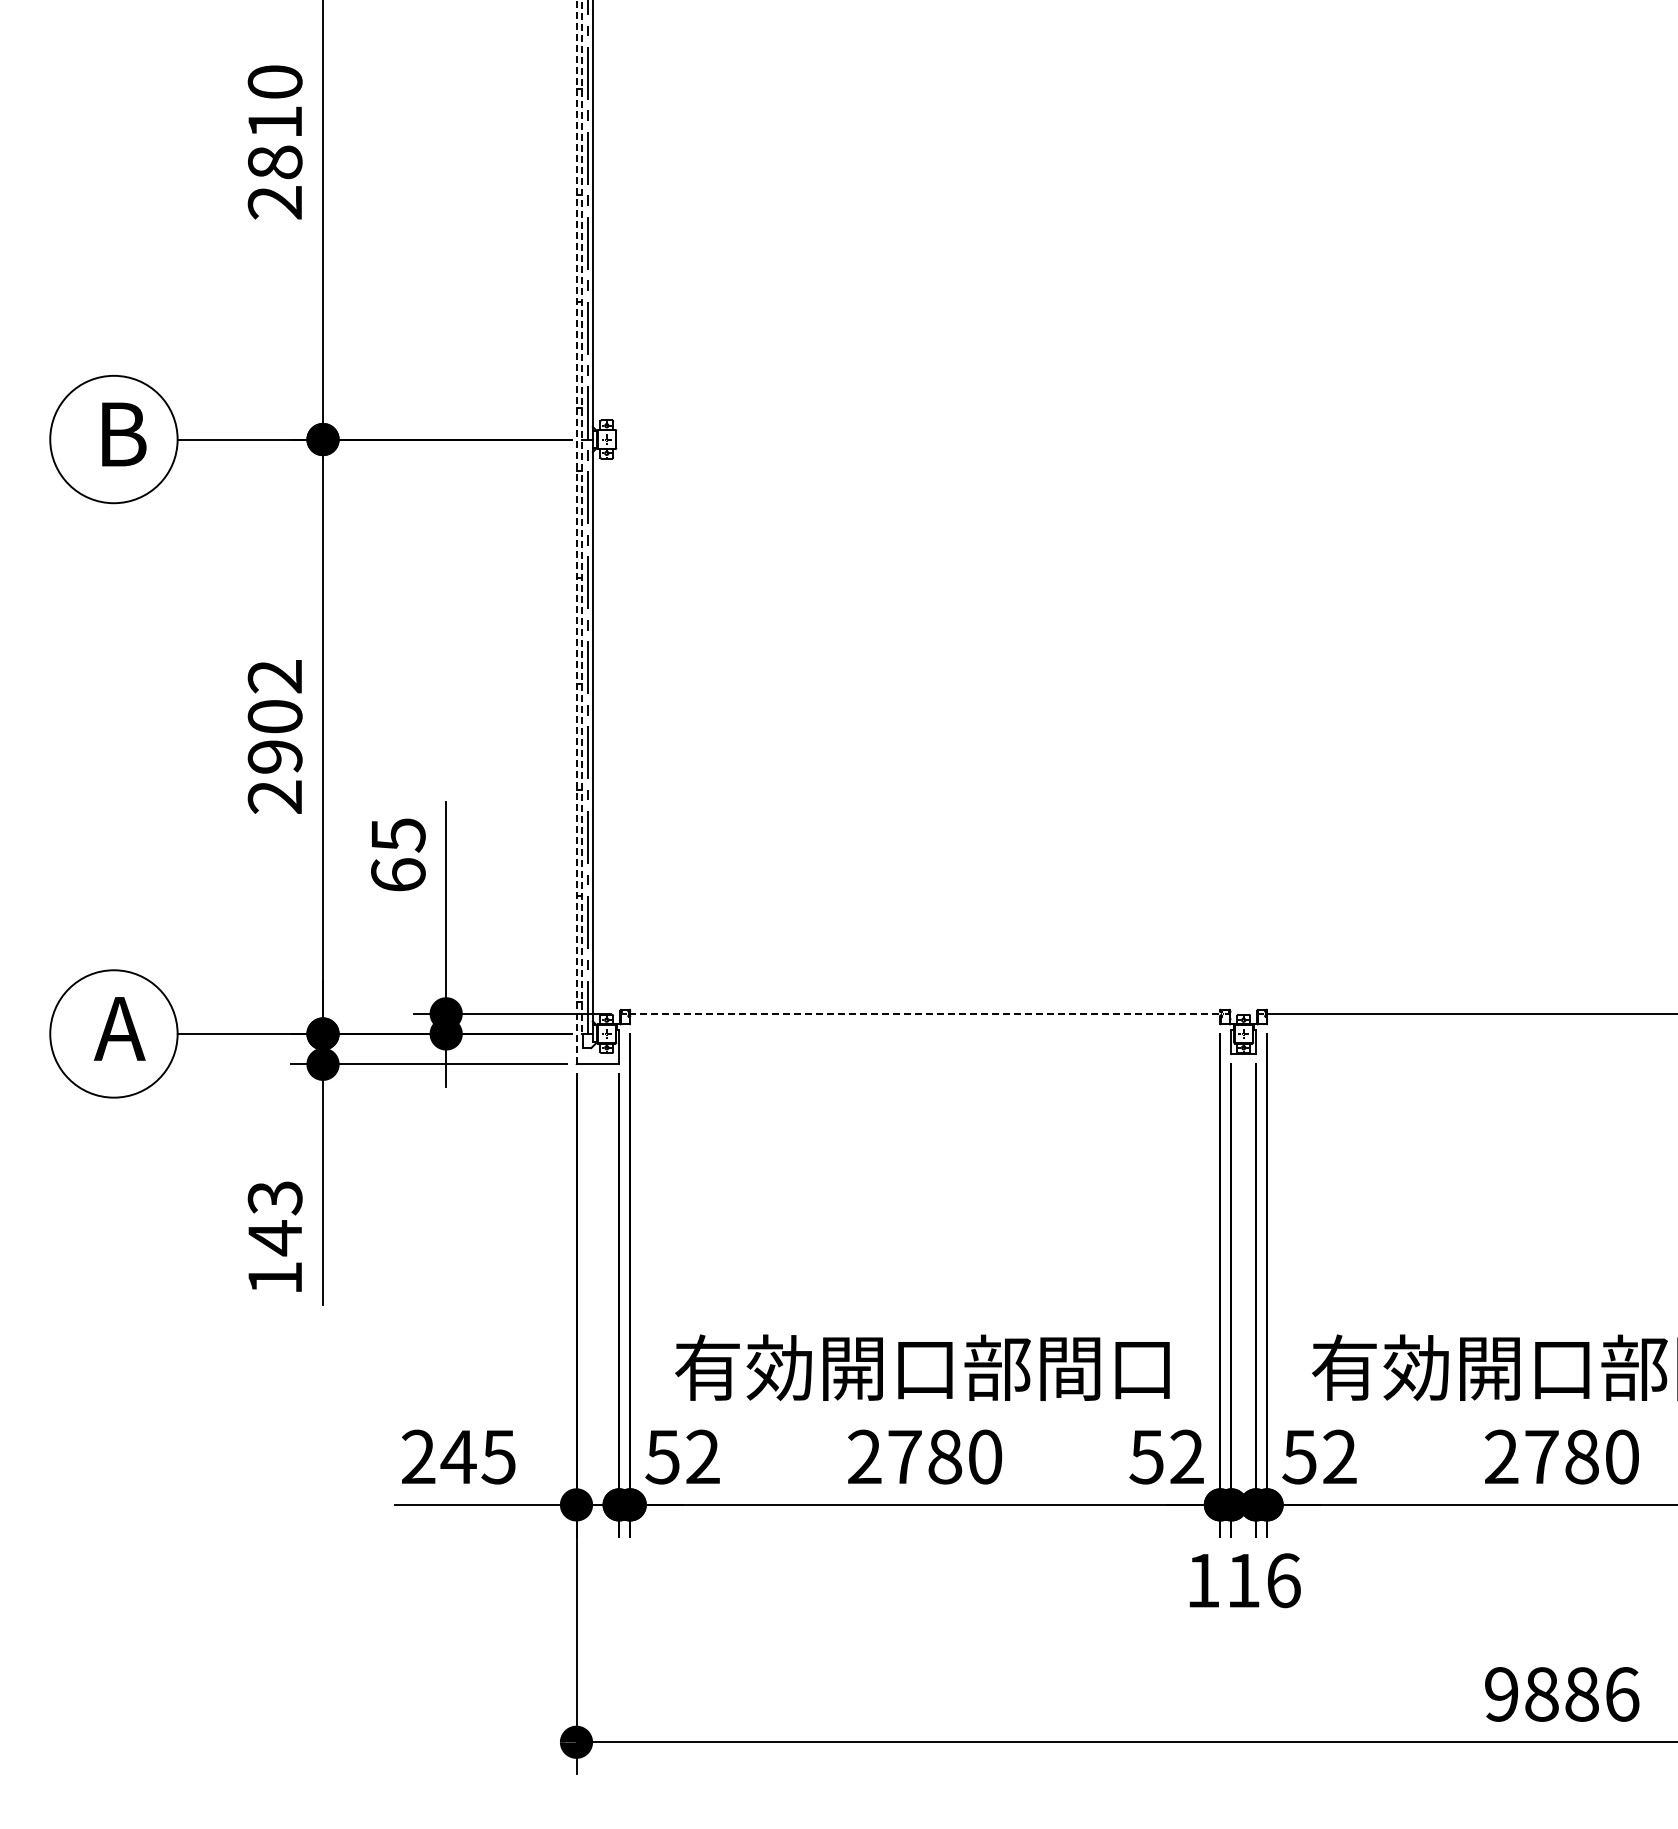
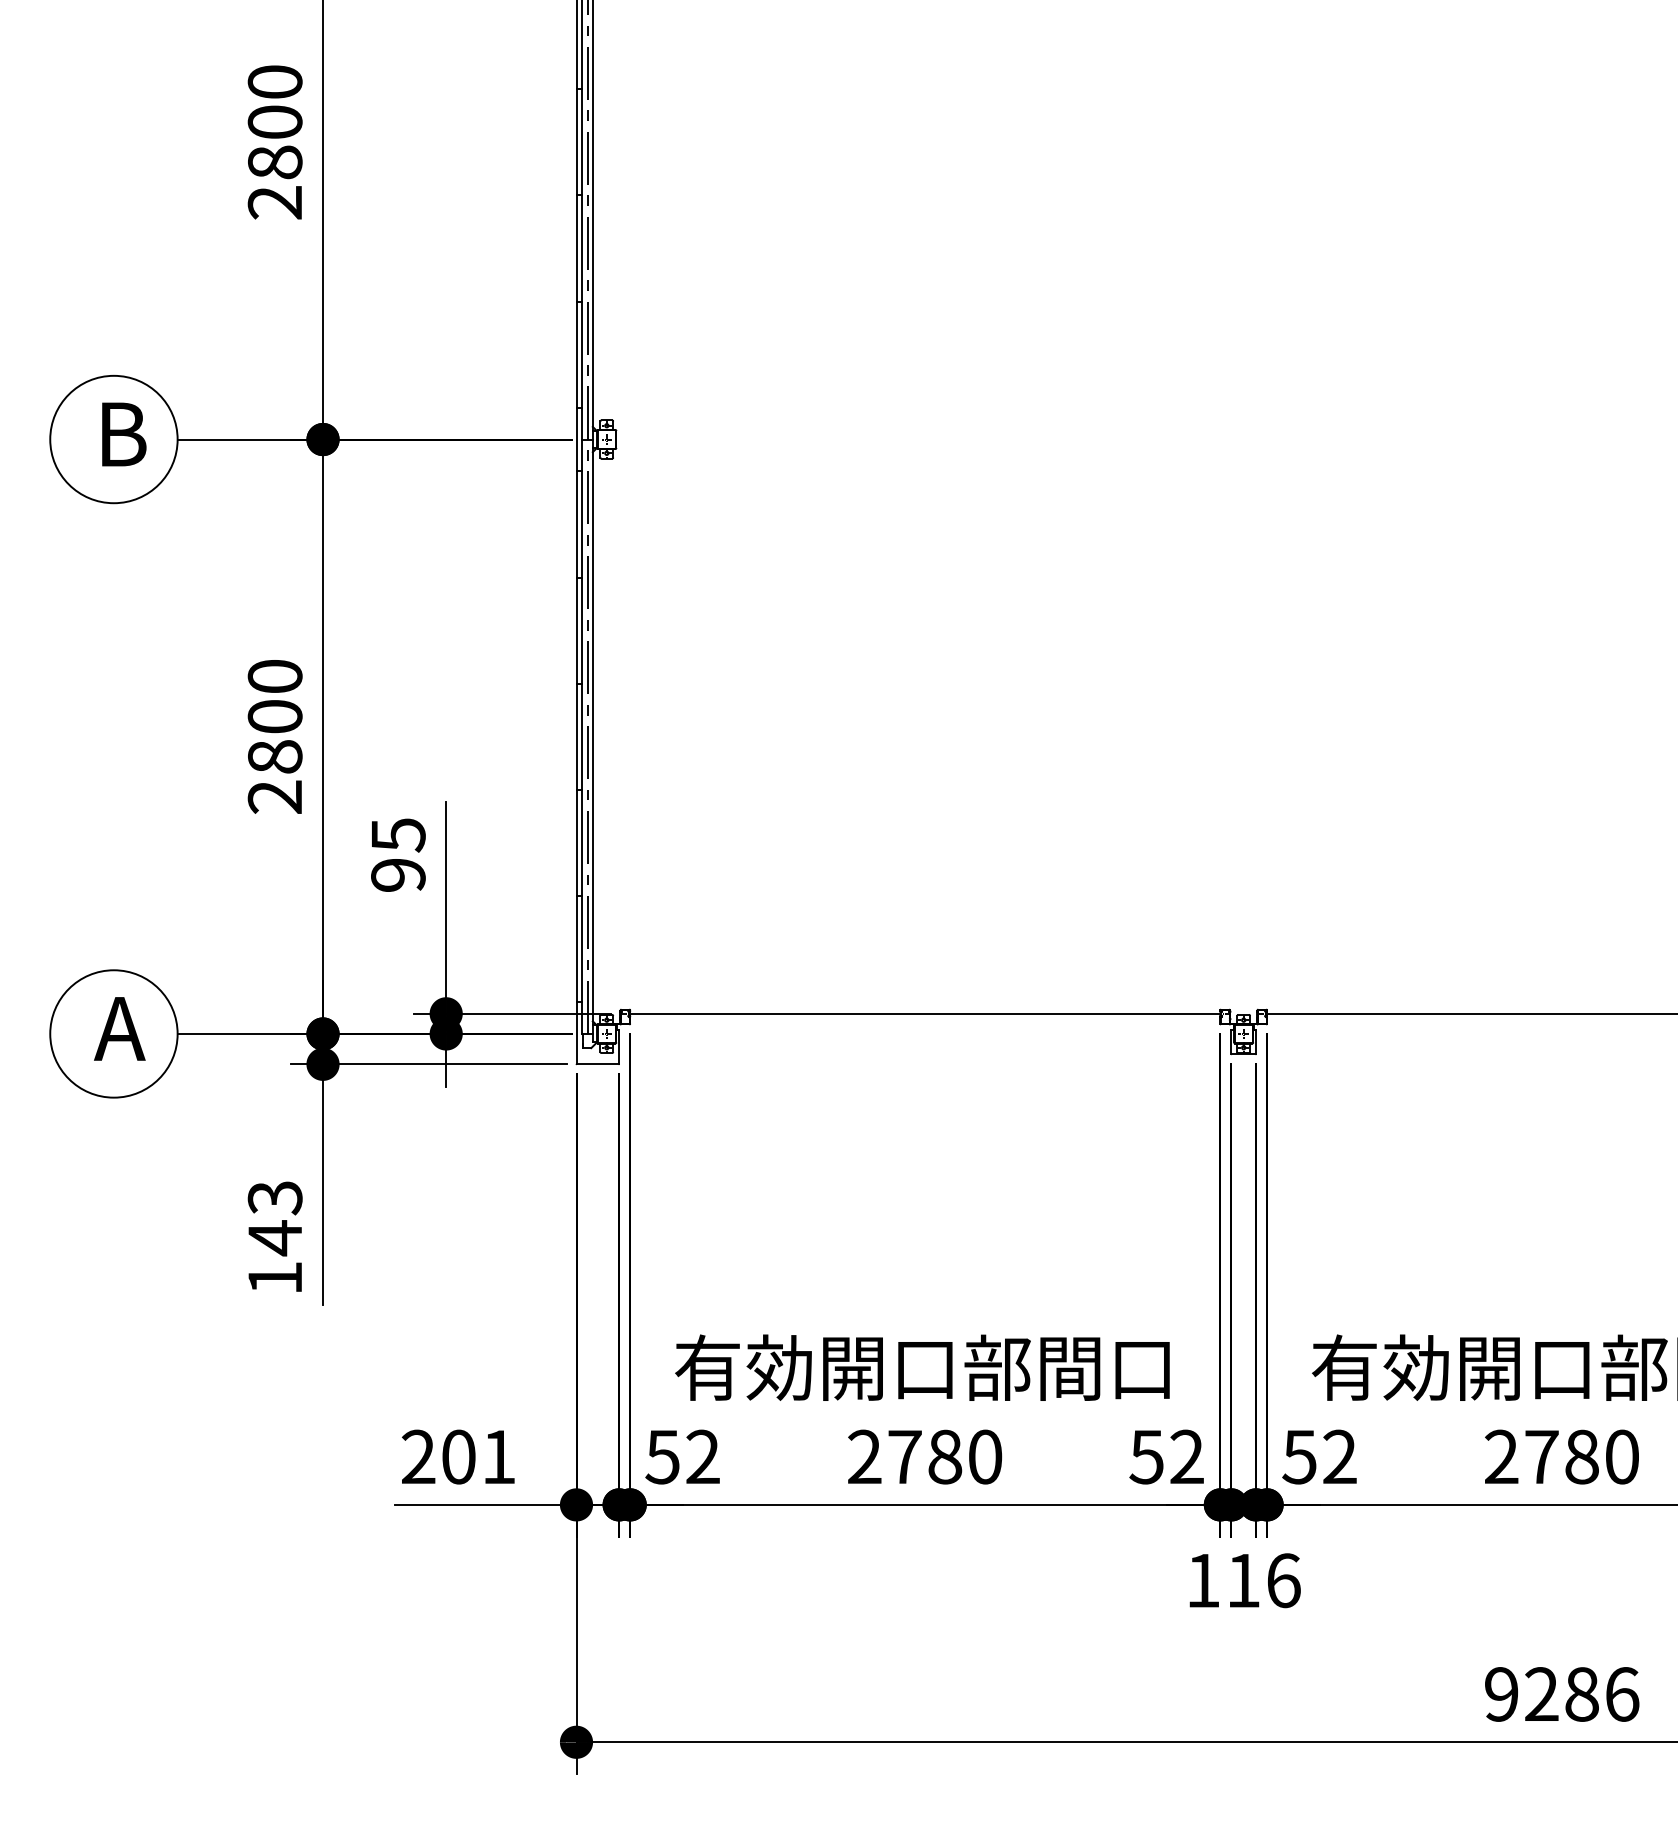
text: 2810 -> 2800 (274, 121)
line: dashed -> solid (582, 517)
line: dashed -> solid (576, 531)
text: 2902 -> 2800 (274, 716)
text: 65 -> 95 (398, 874)
line: dashed -> solid (925, 1013)
text: 245 -> 201 (477, 1456)
text: 9886 -> 9286 (1541, 1694)
